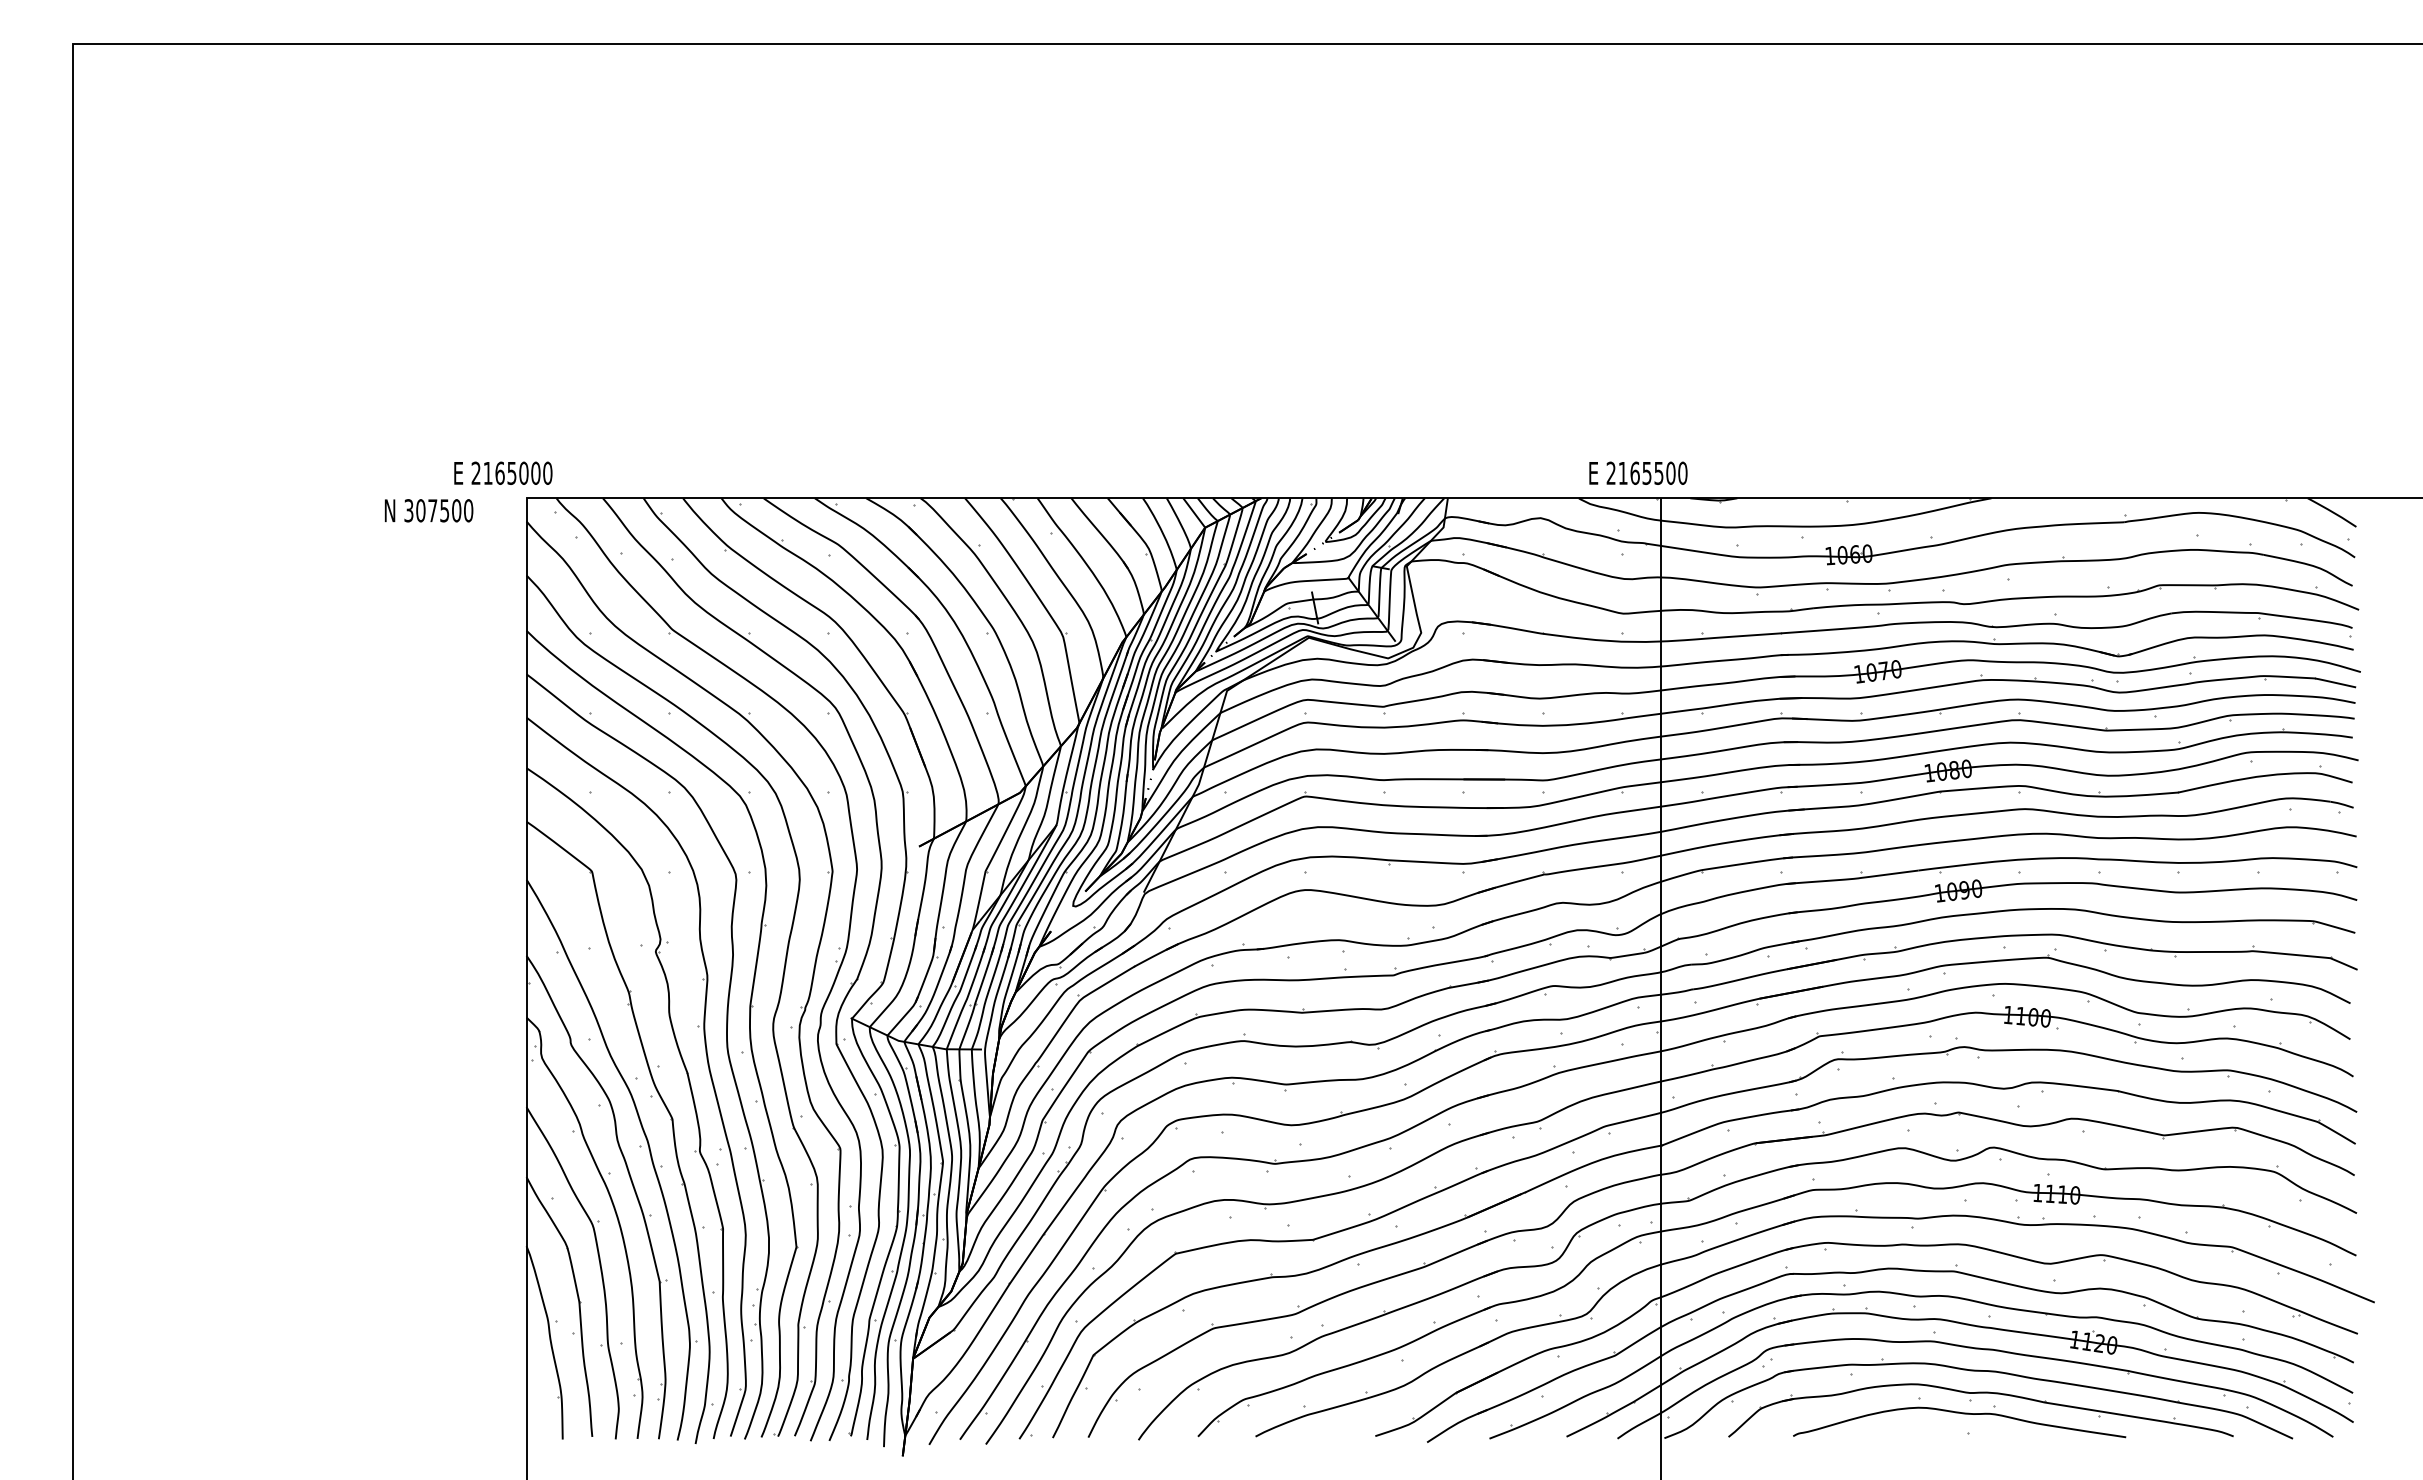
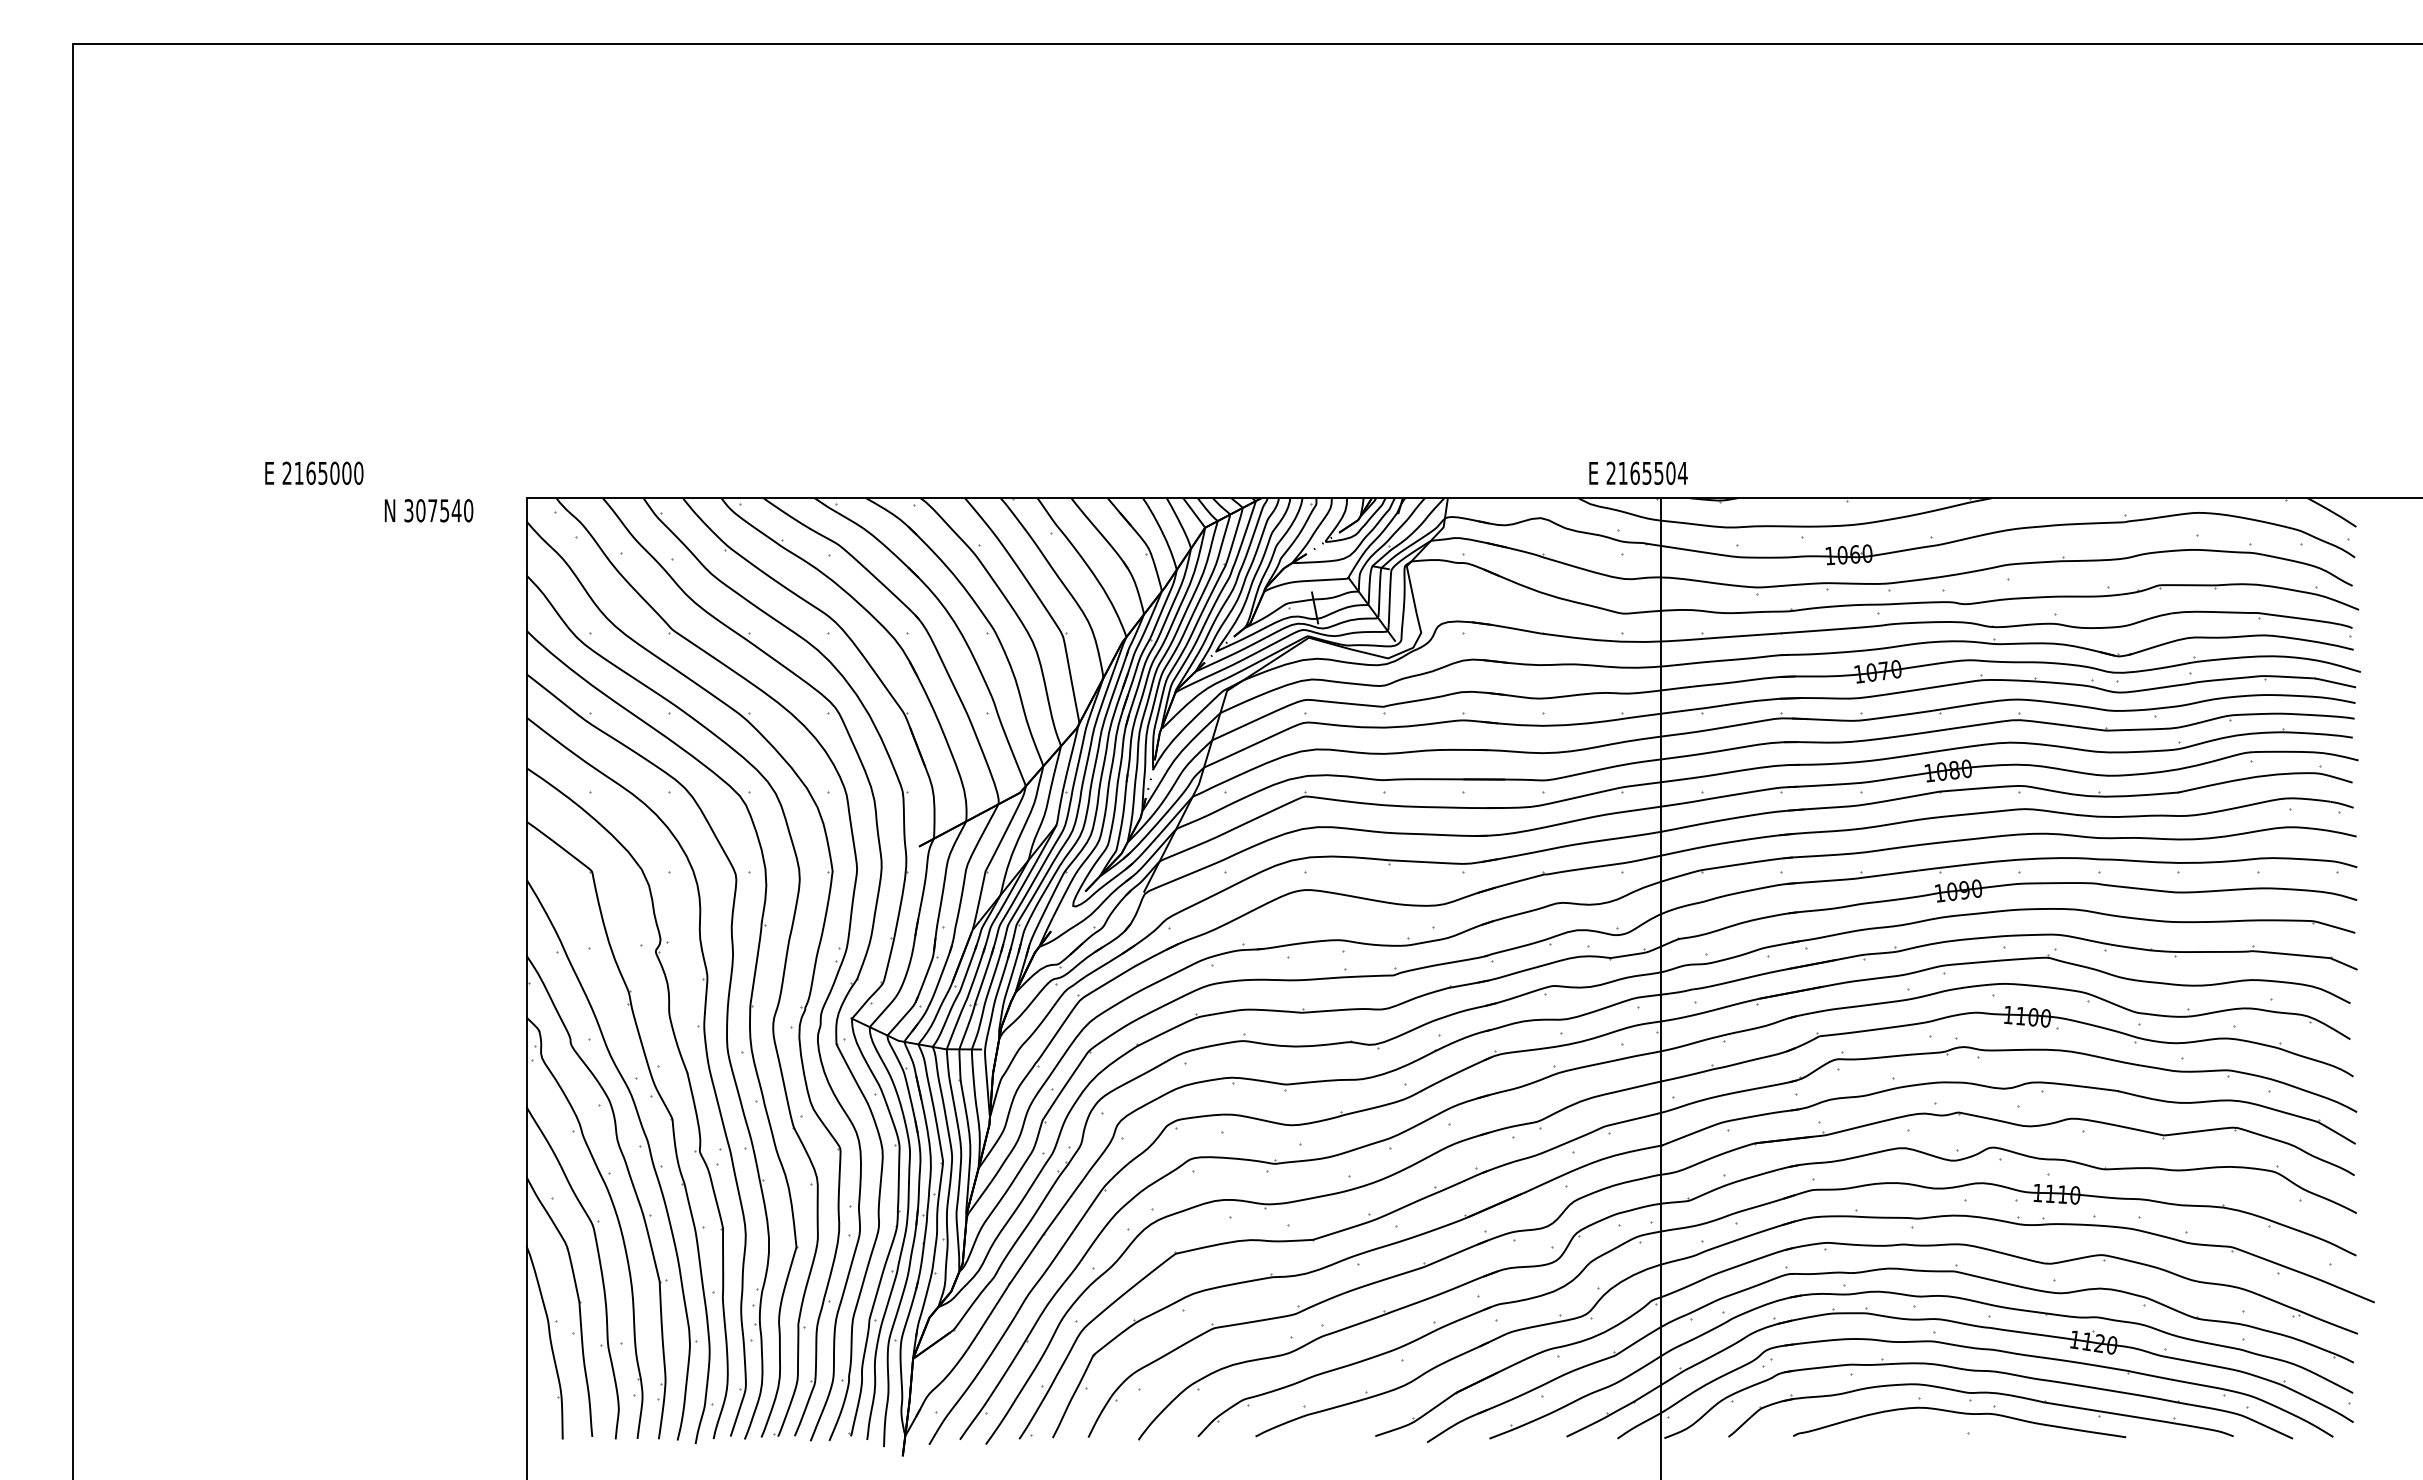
text position: (503, 472) -> (314, 472) (314, 472)
text: 2165500 -> 2165504 (1682, 472)
text: 307500 -> 307540 (456, 510)
